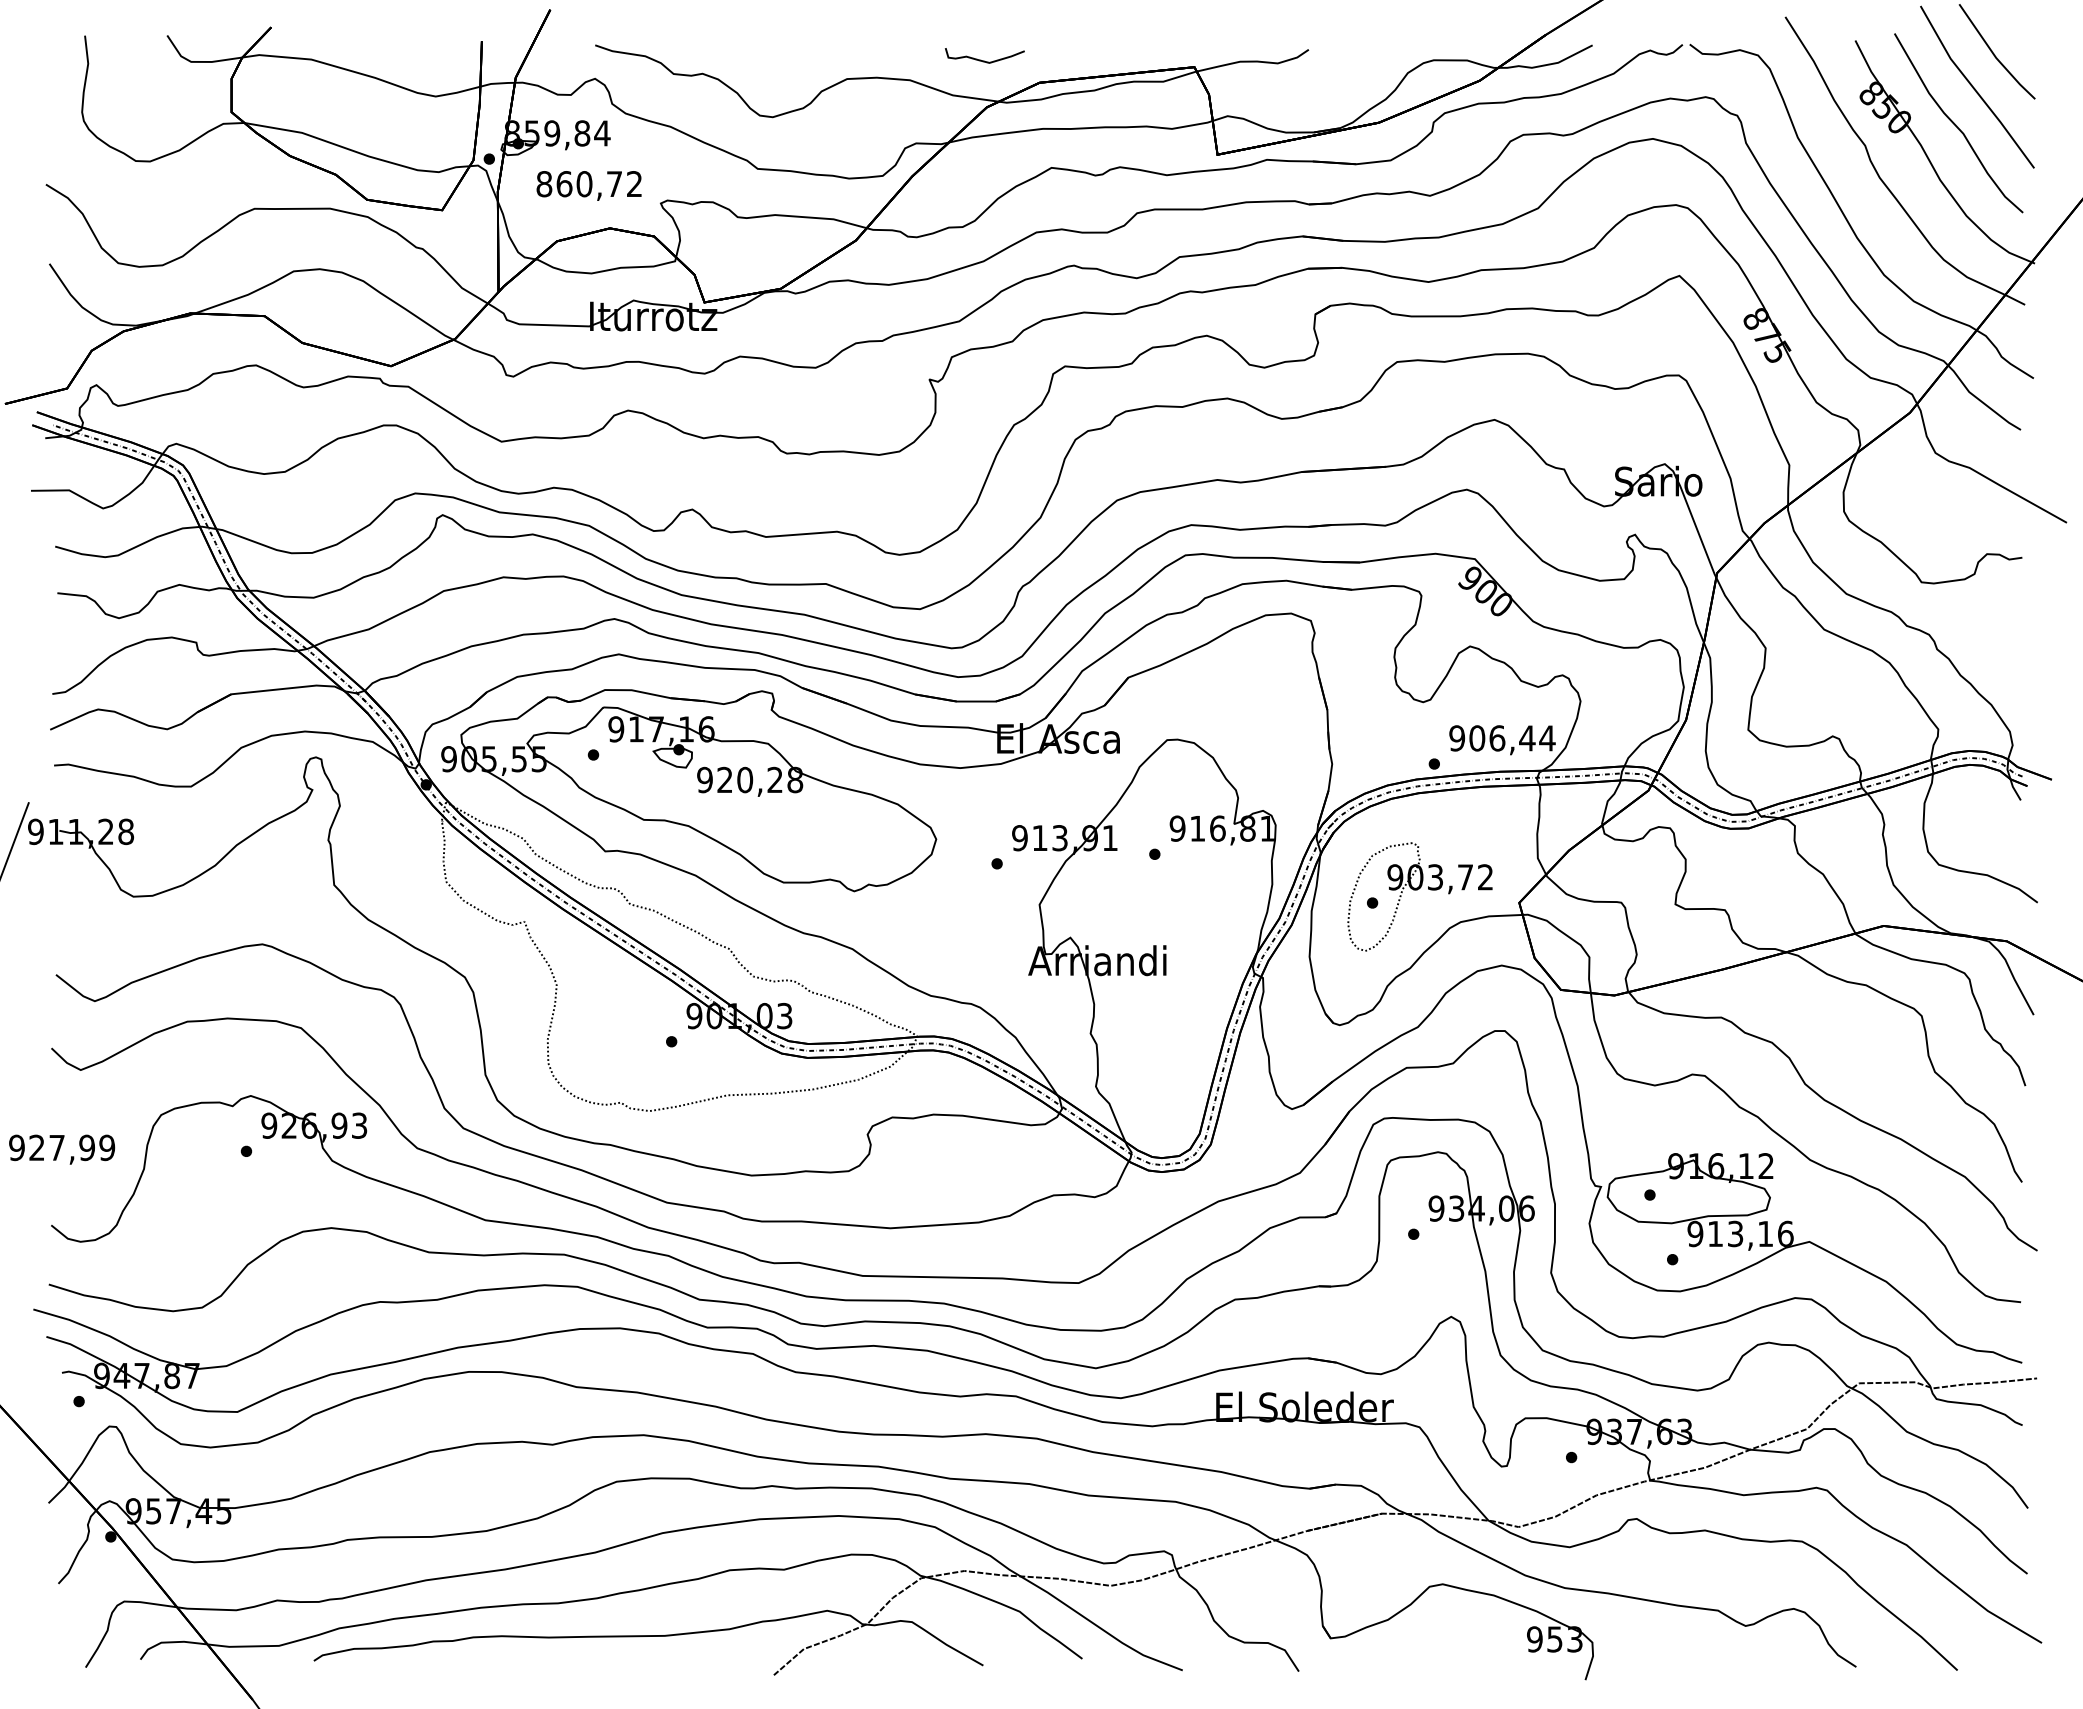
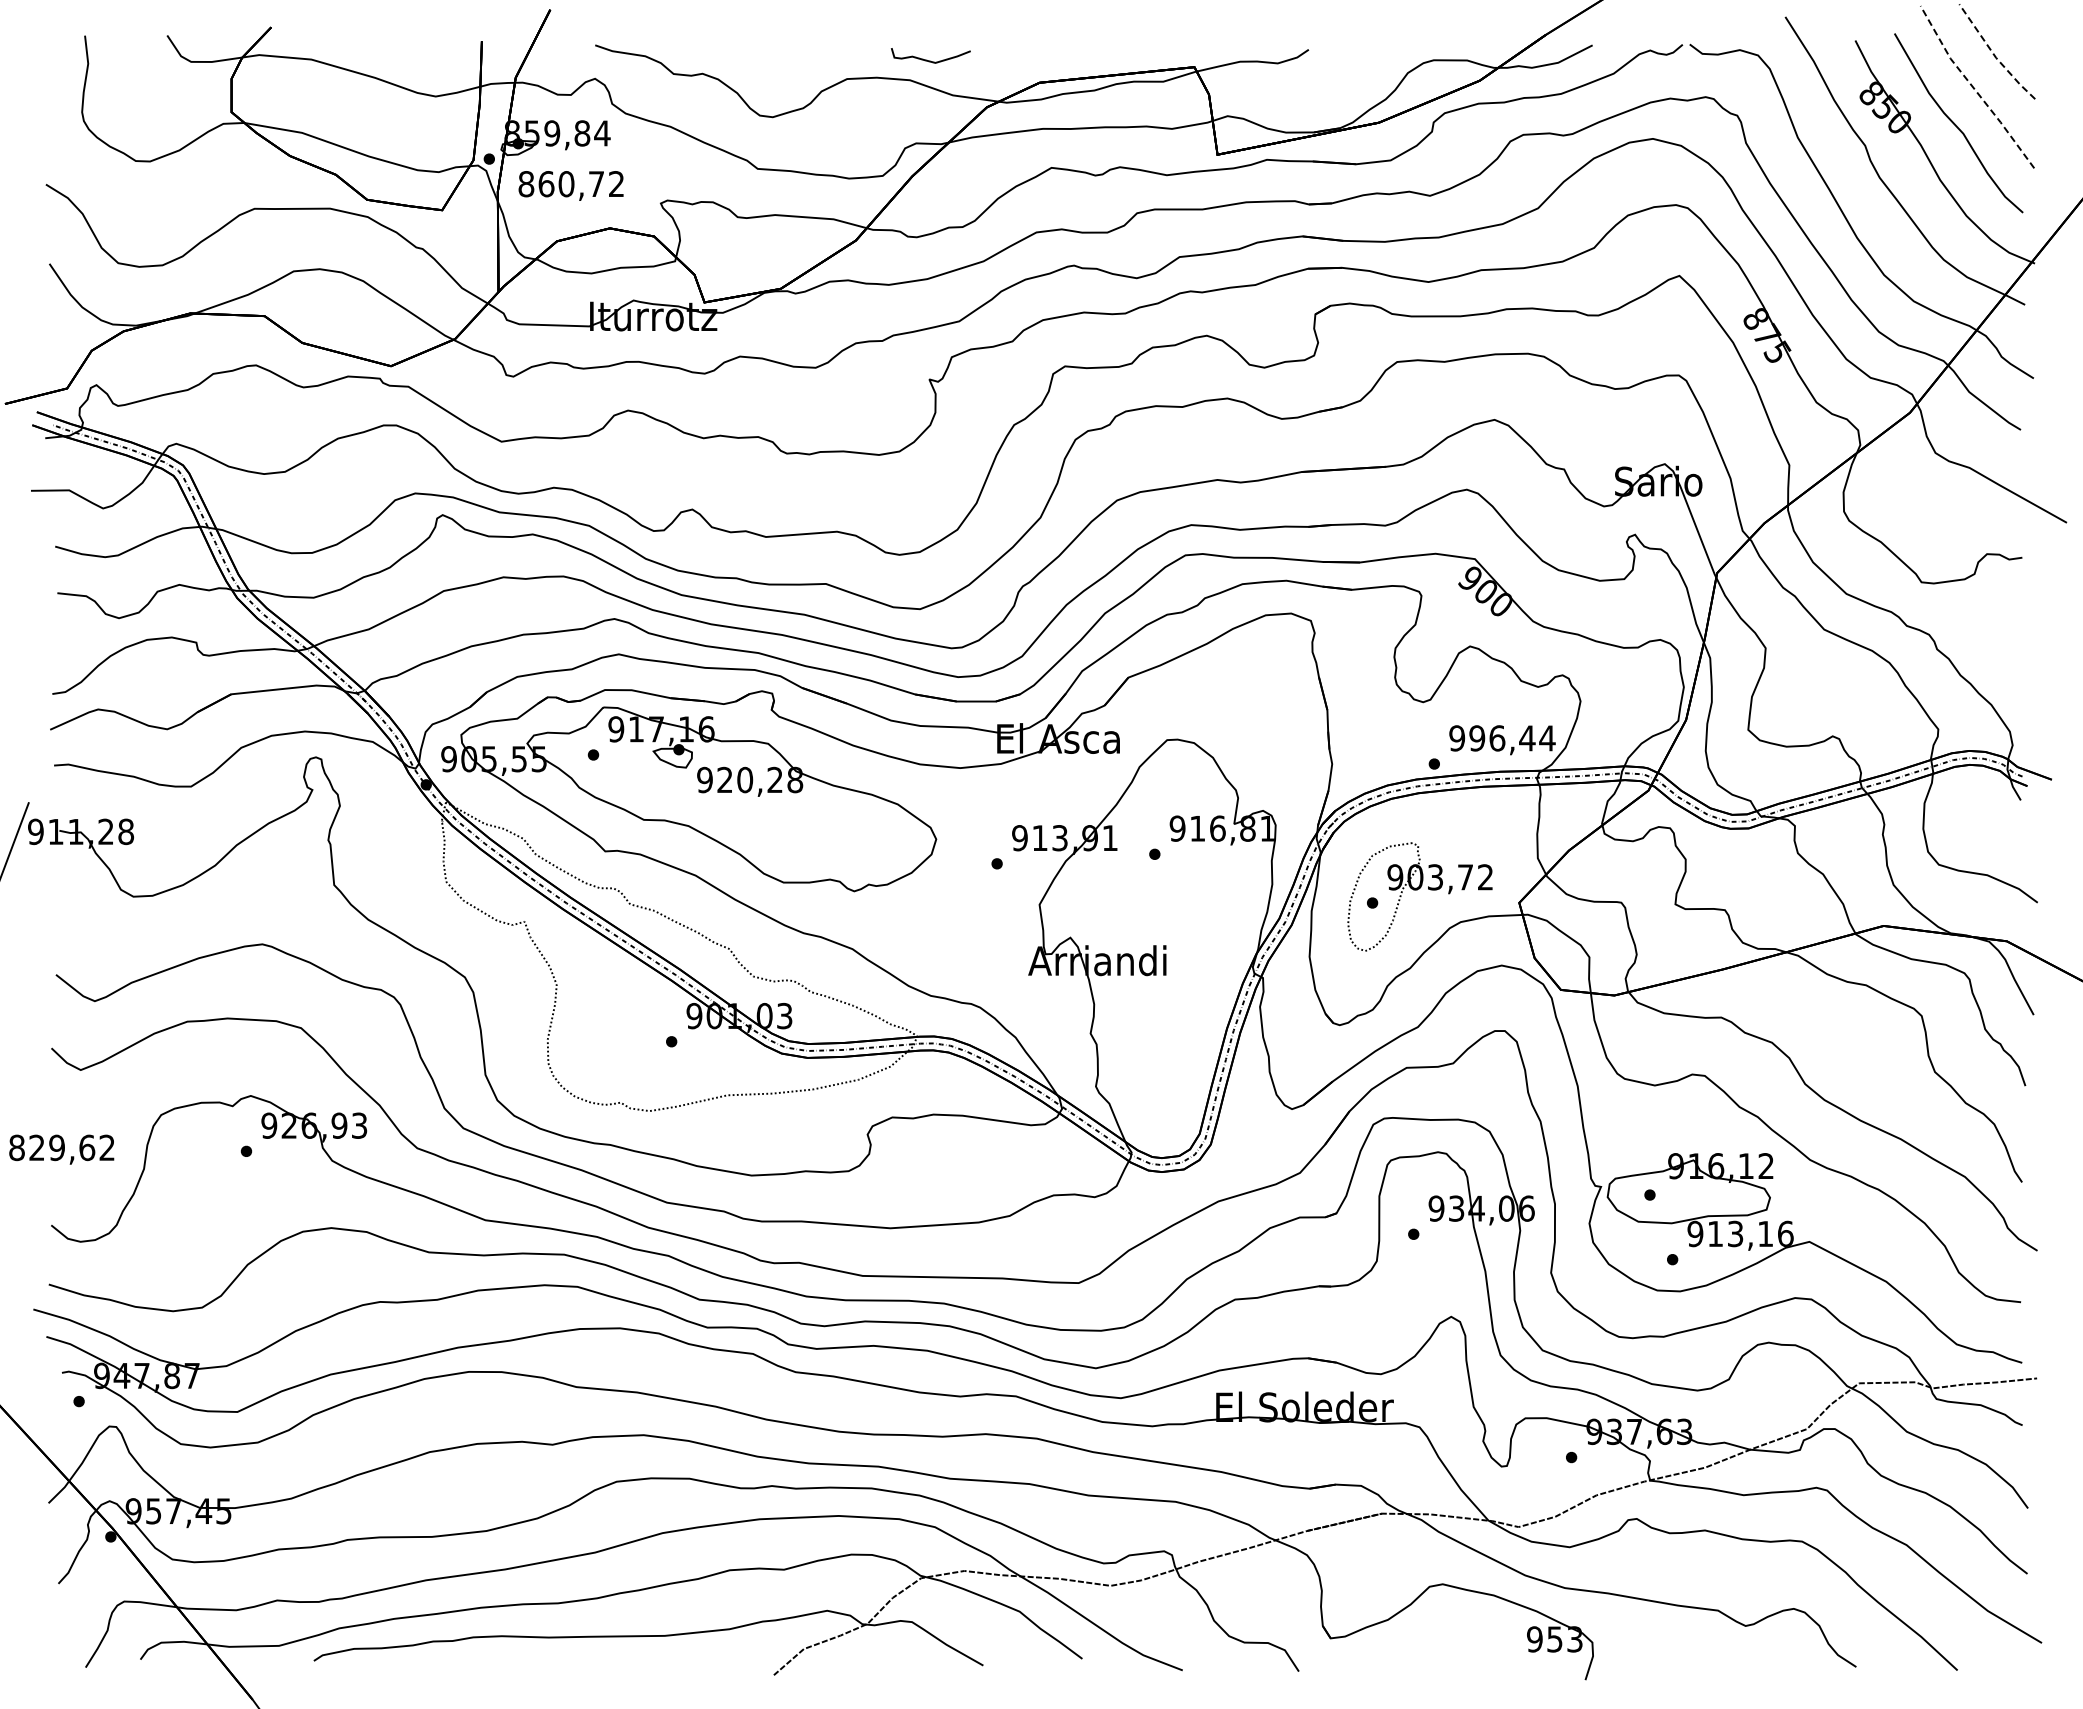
line: solid -> dashed (1994, 55)
curve position: (984, 60) -> (930, 60) (930, 60)
line: solid -> dashed (1974, 89)
text position: (588, 185) -> (570, 185) (570, 185)
text: 906,44 -> 996,44 (1477, 738)
text: 927,99 -> 829,62 (62, 1147)
